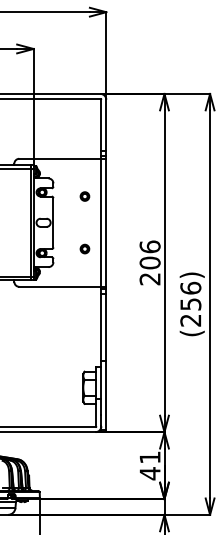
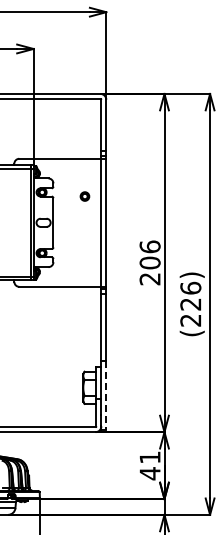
part: present -> none (84, 248)
text: (256) -> (226) (190, 304)
line: solid -> dashed (106, 395)
